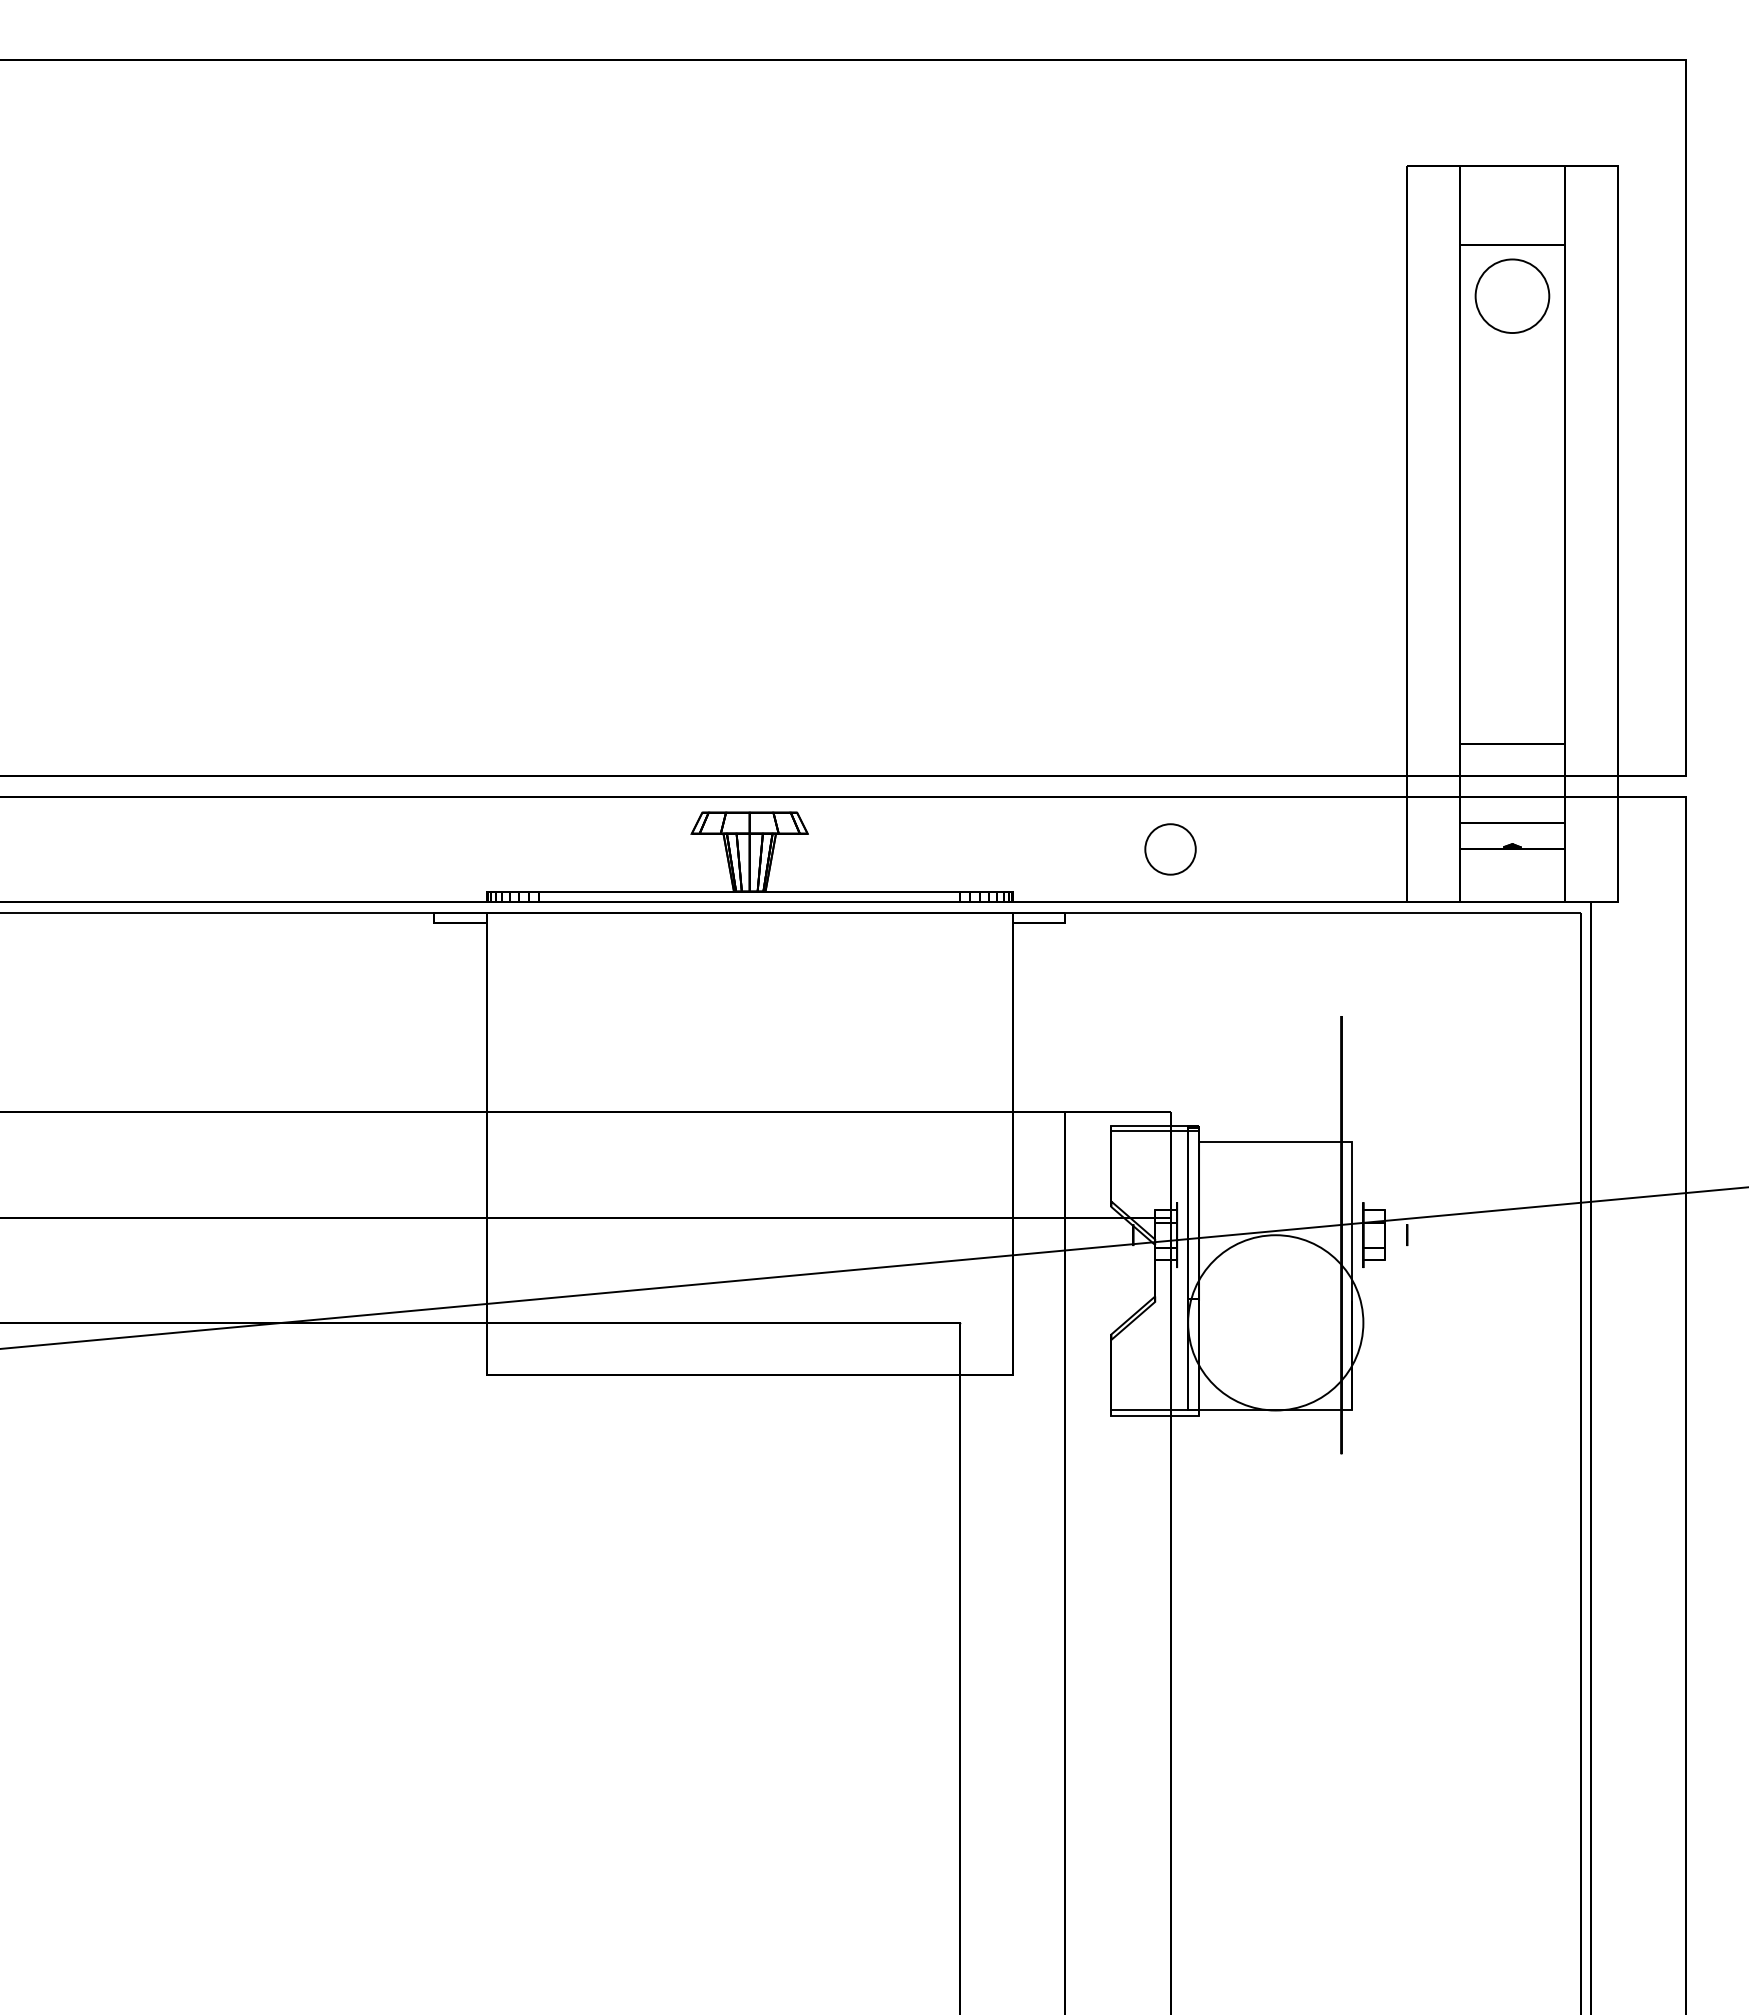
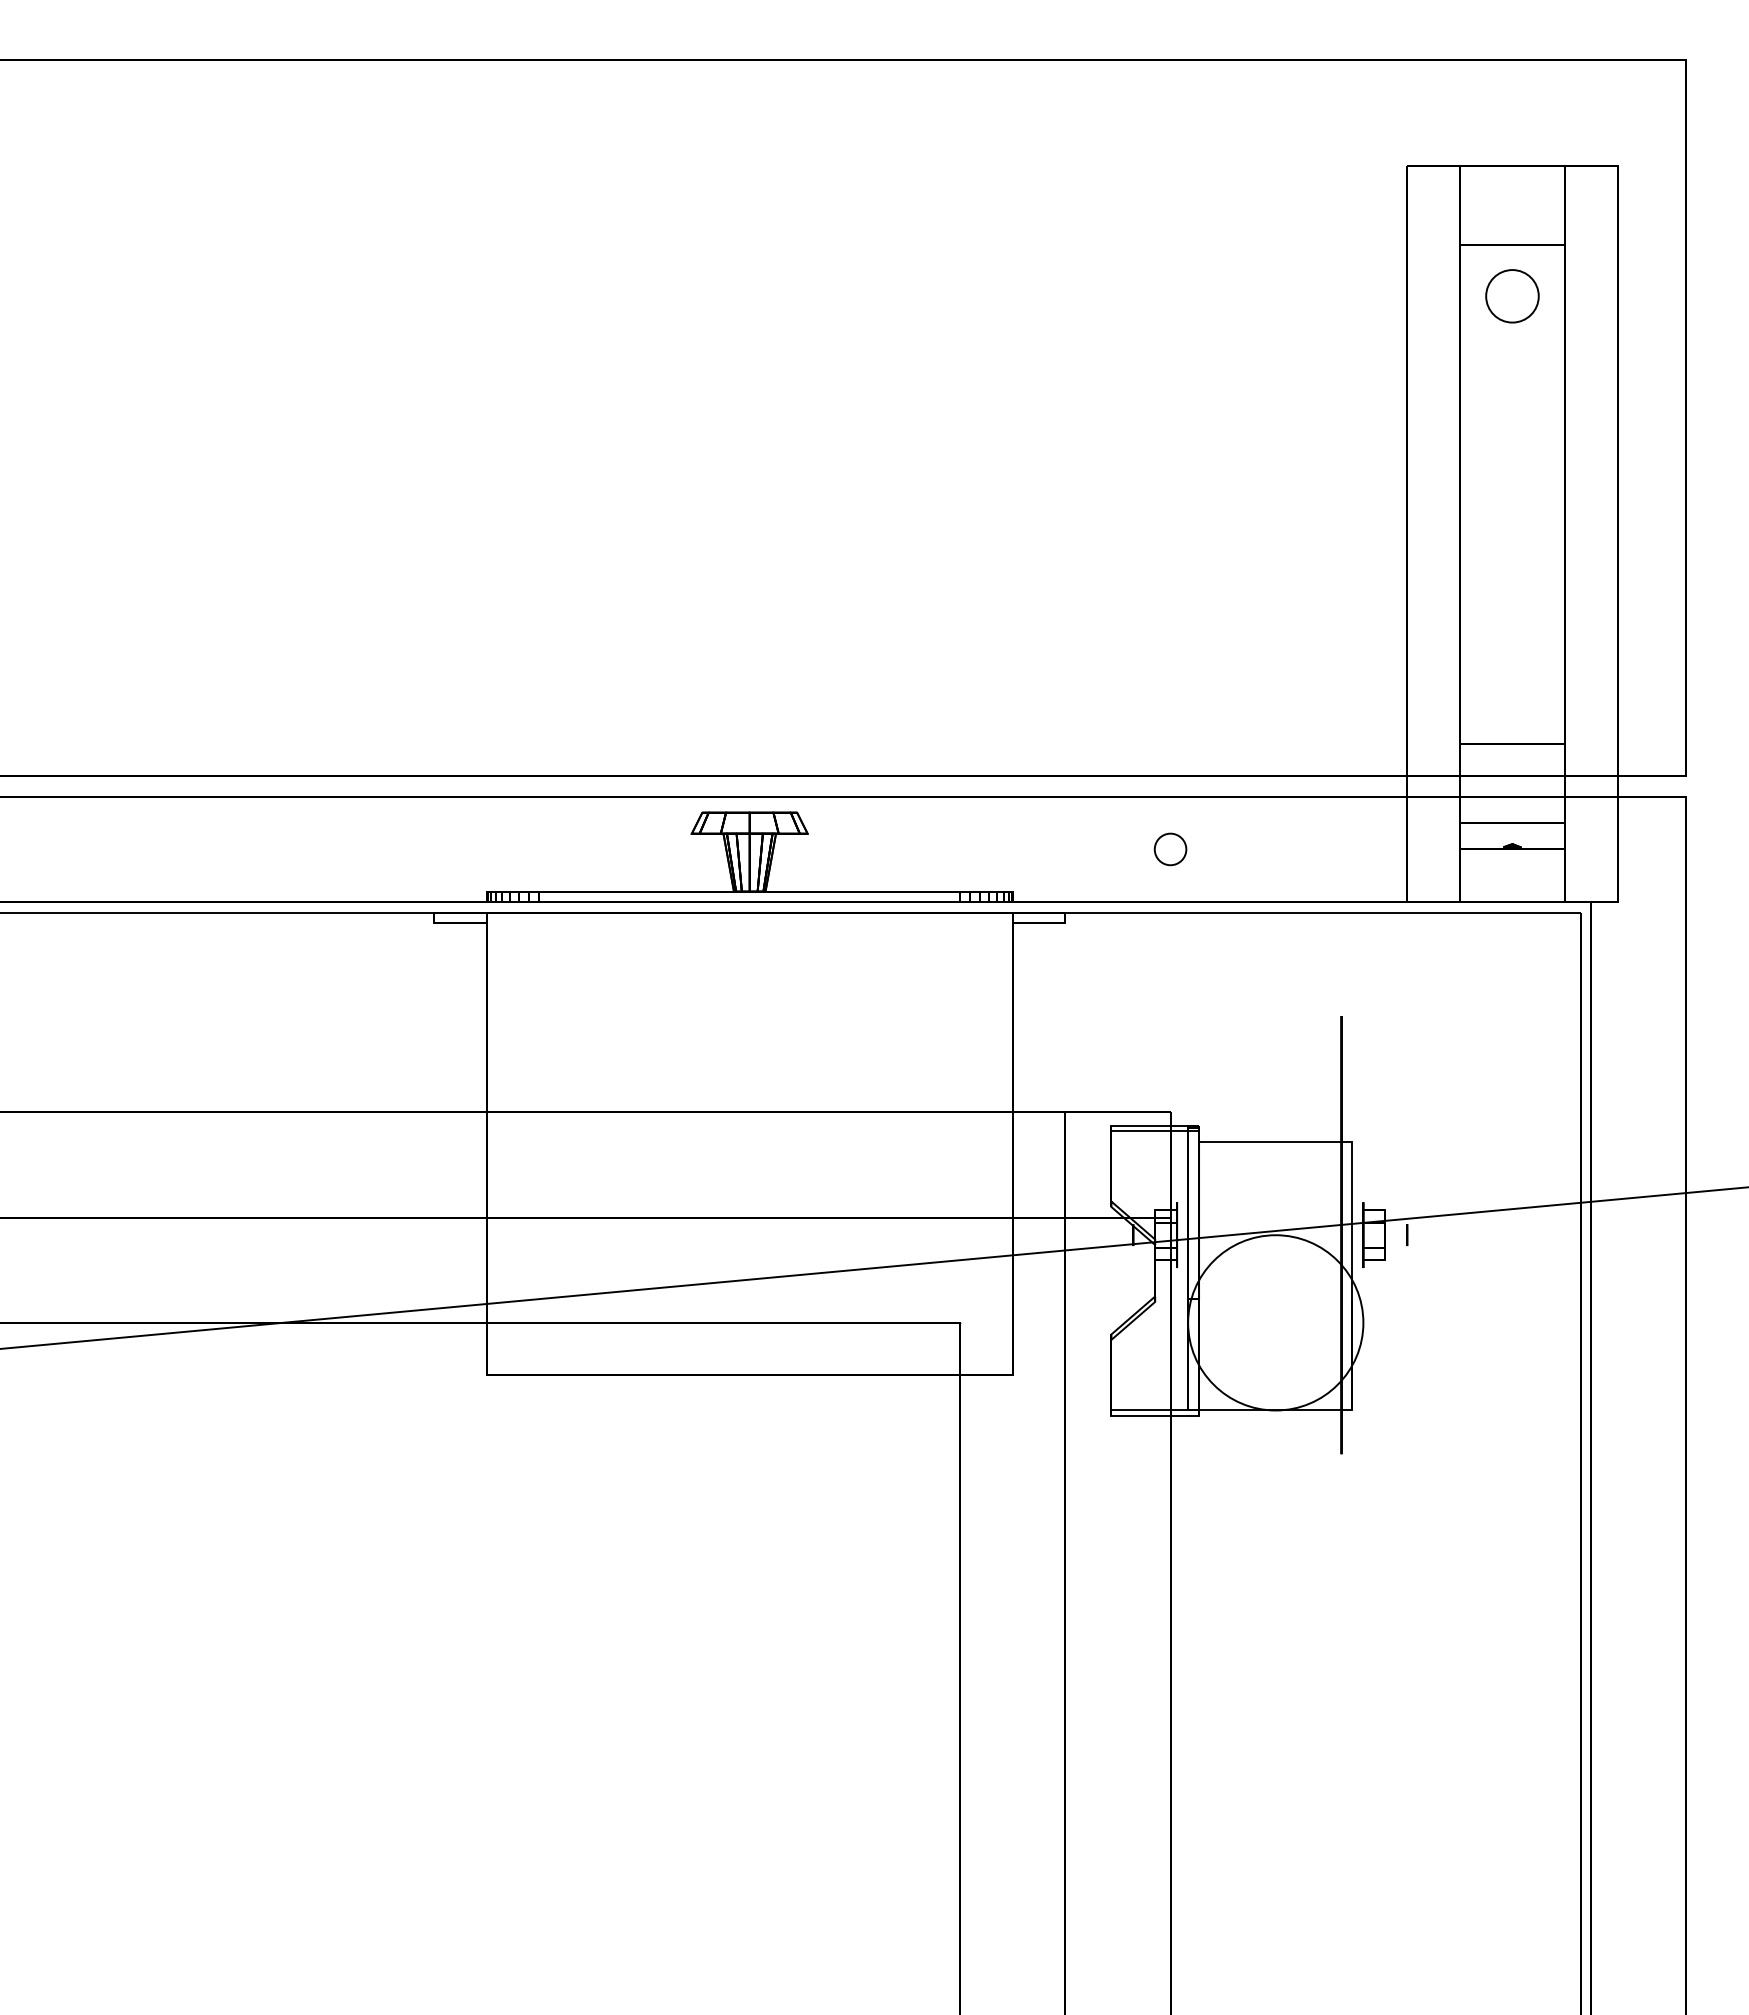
circle size: 77x76 px -> 55x55 px (1512, 296)
circle diameter: 50 px -> 32 px (1170, 849)
